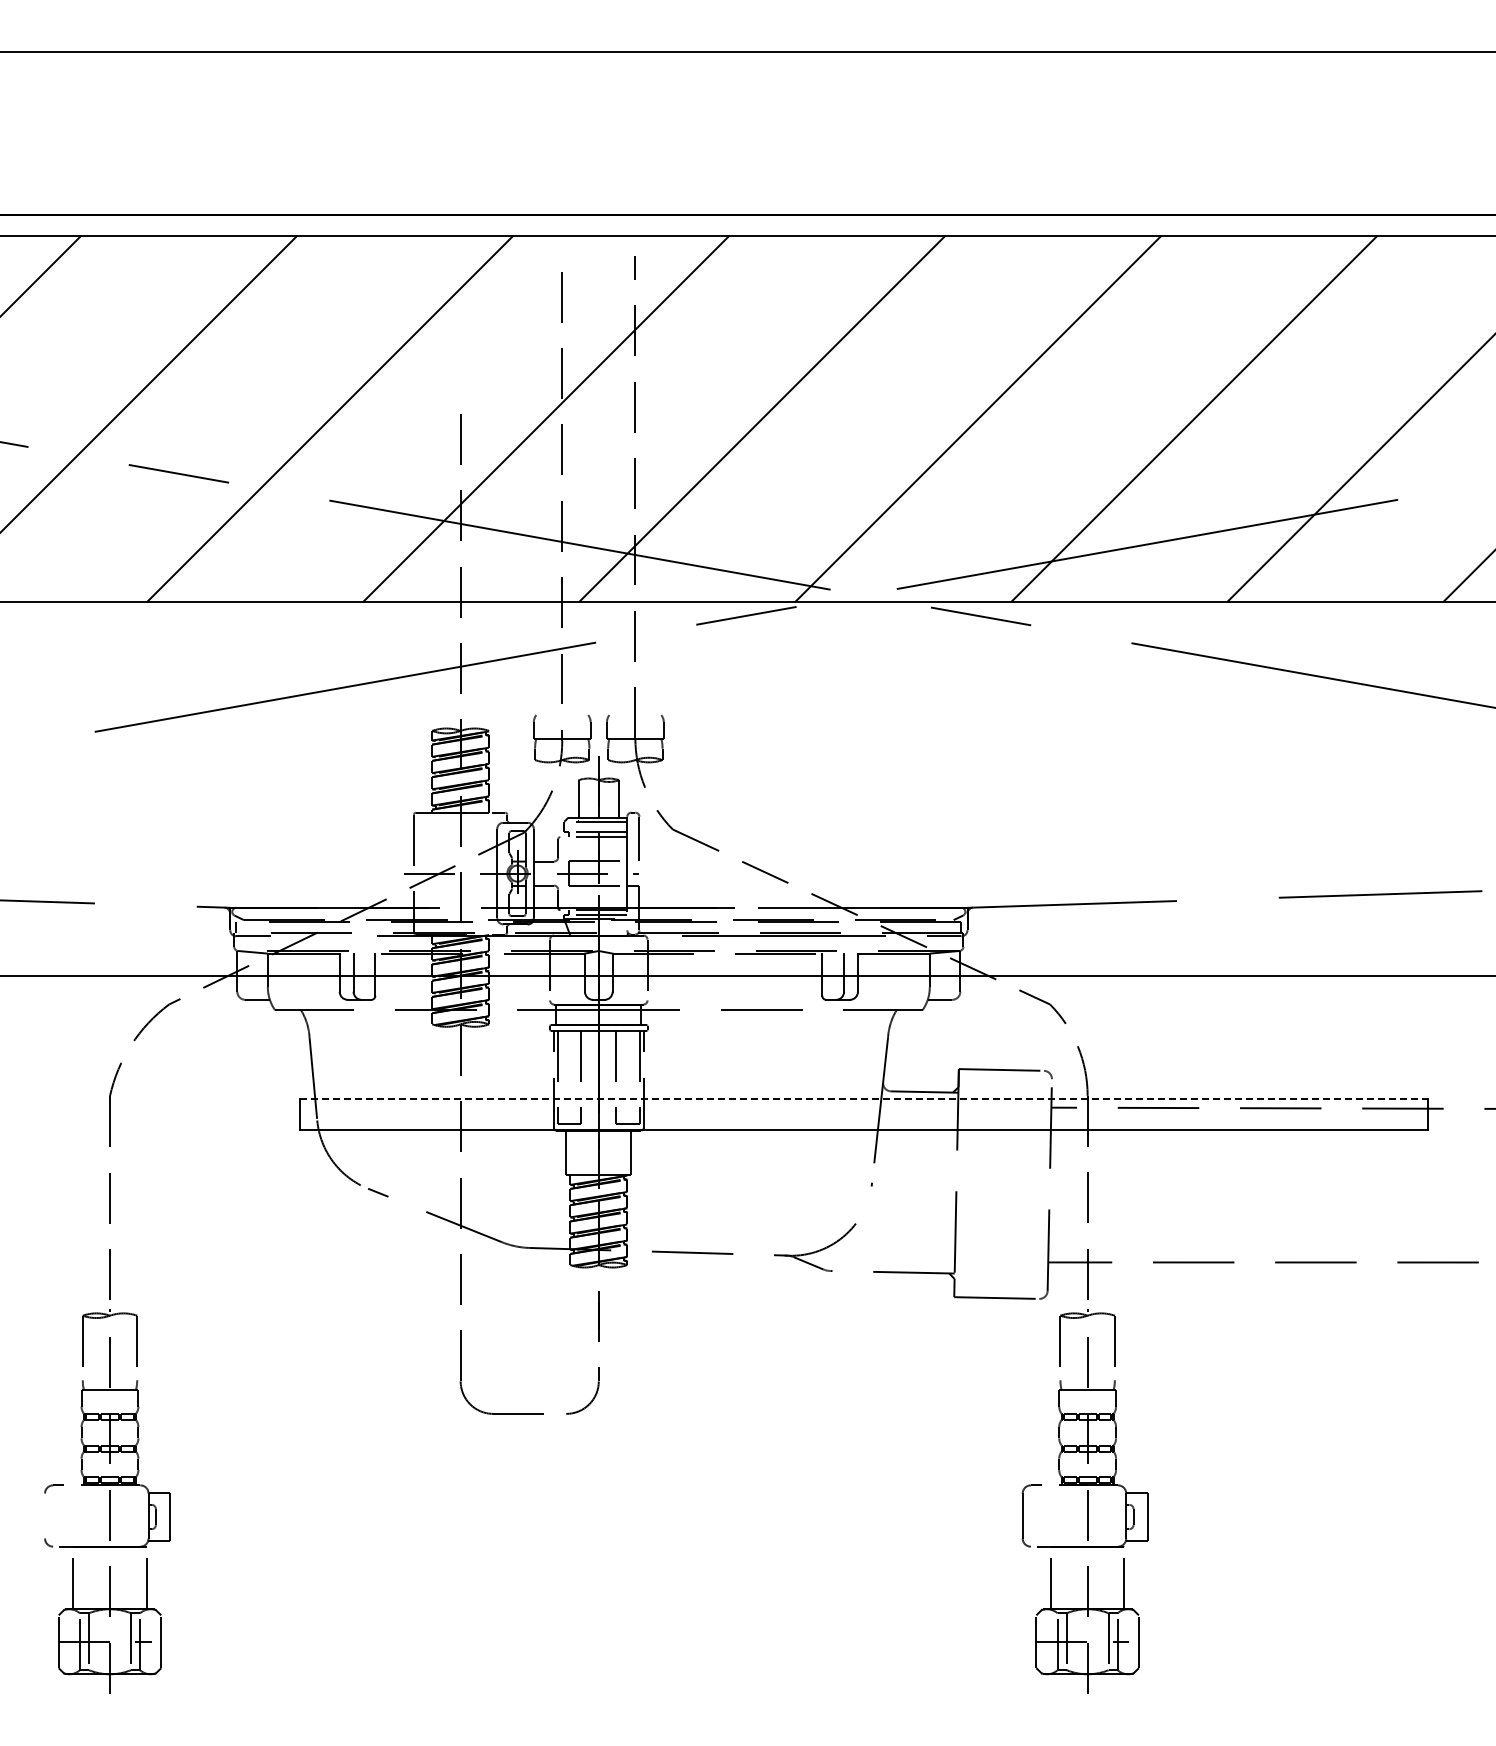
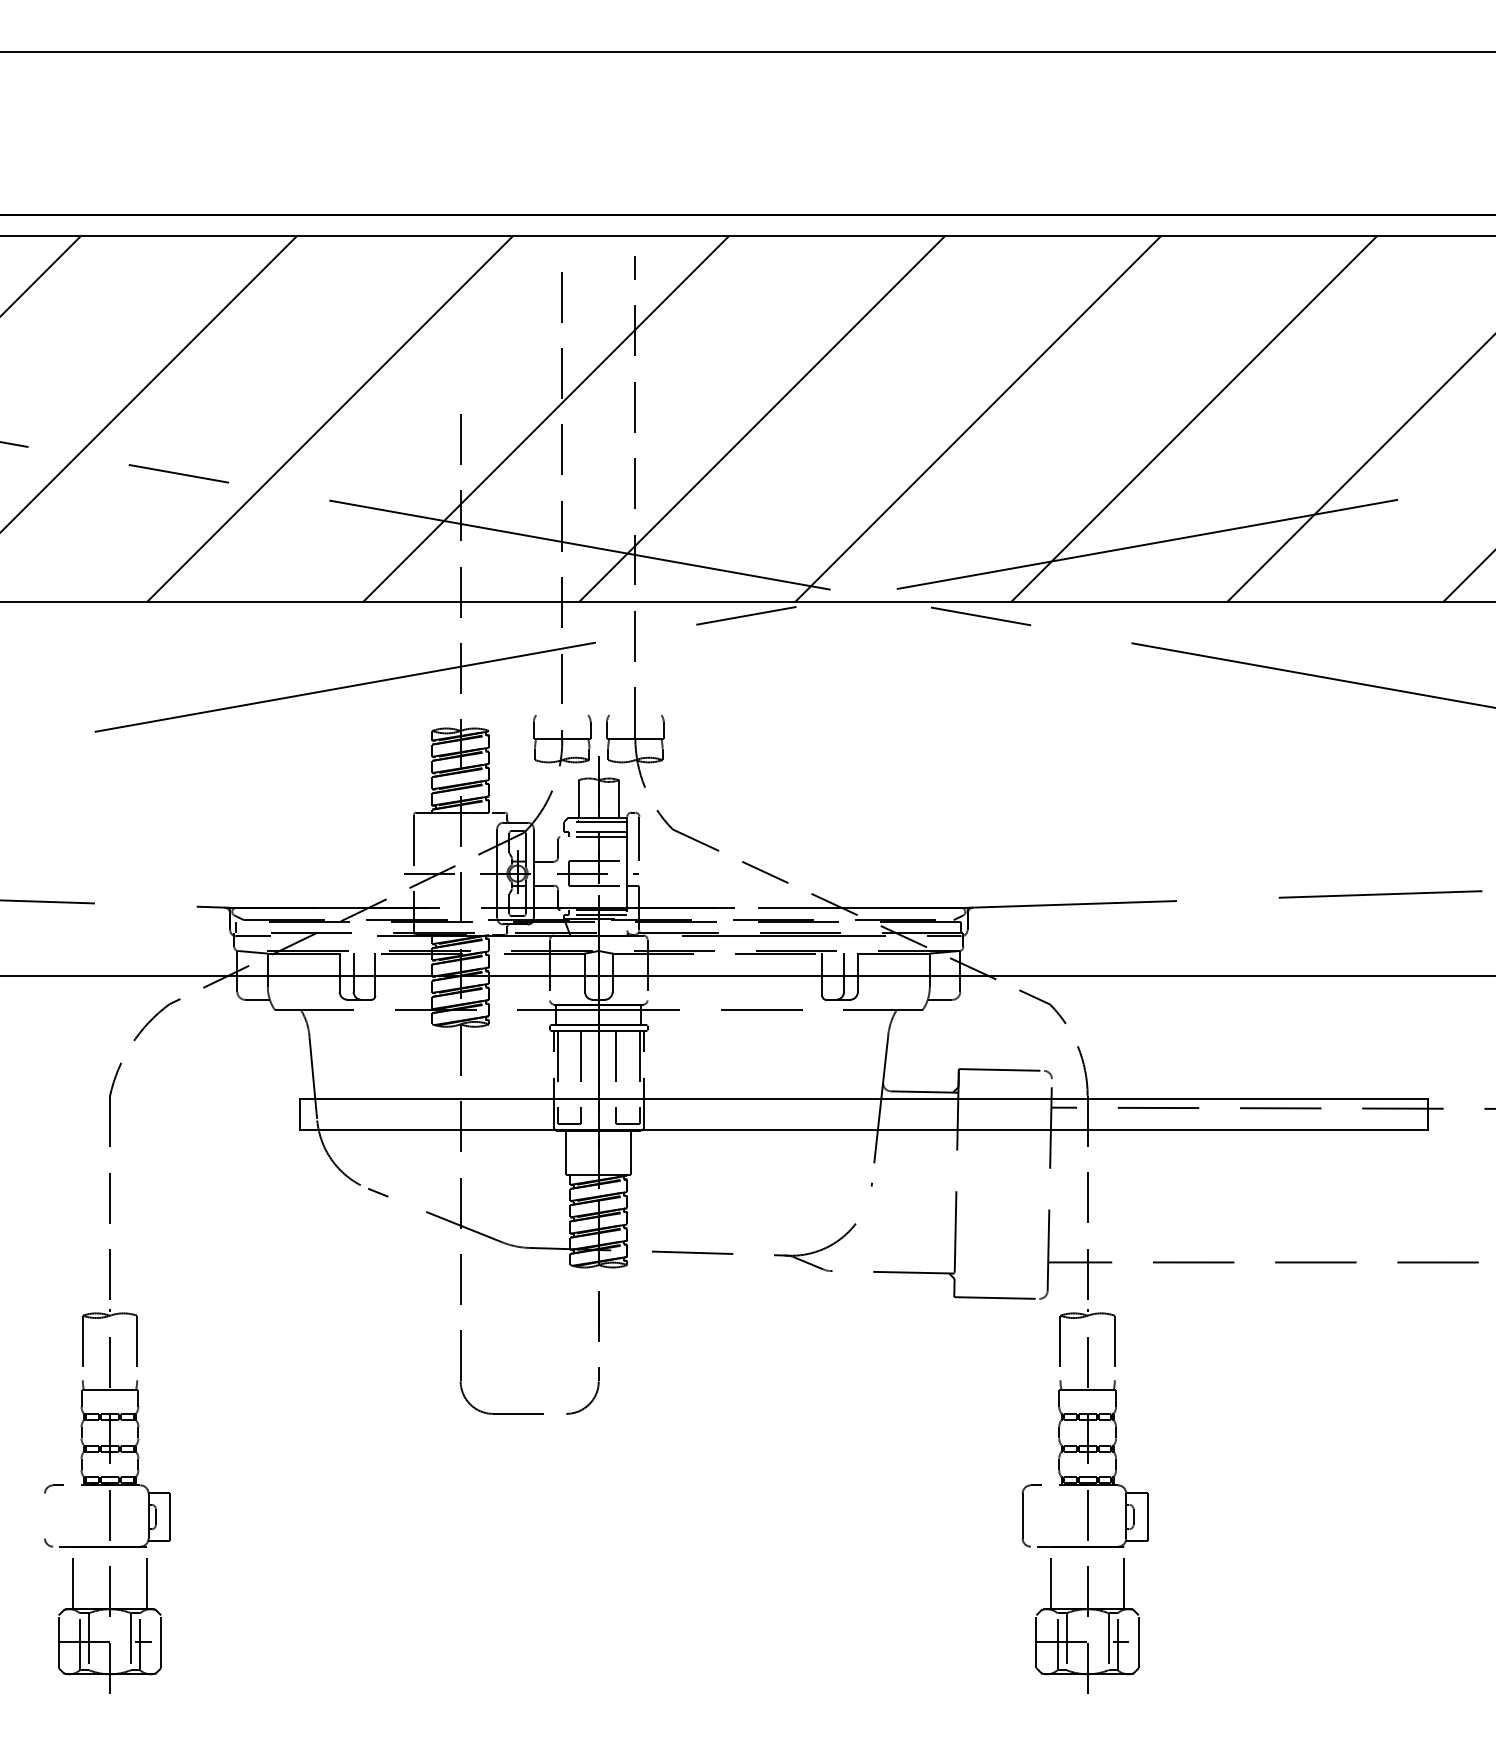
line: dashed -> solid (864, 1099)
